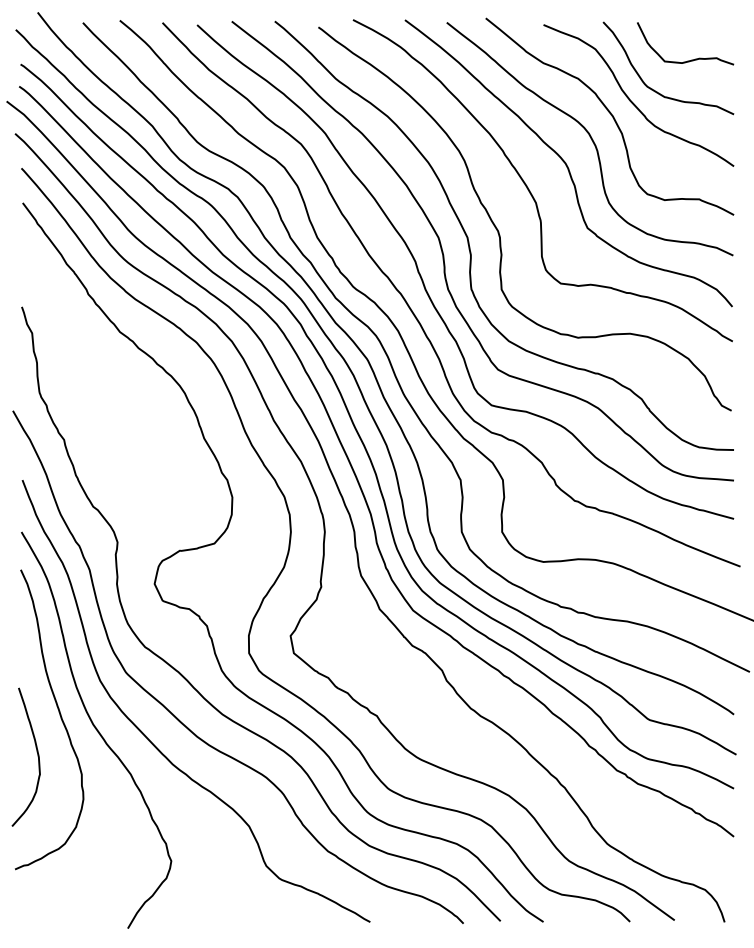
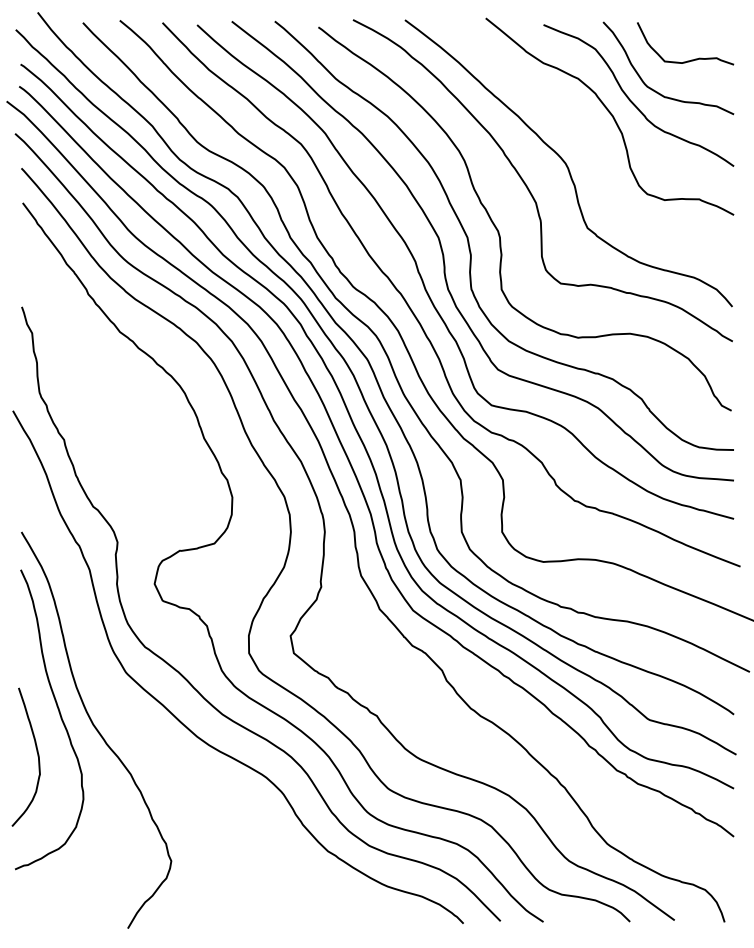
curve: present -> none (590, 138)
curve: present -> none (153, 743)
